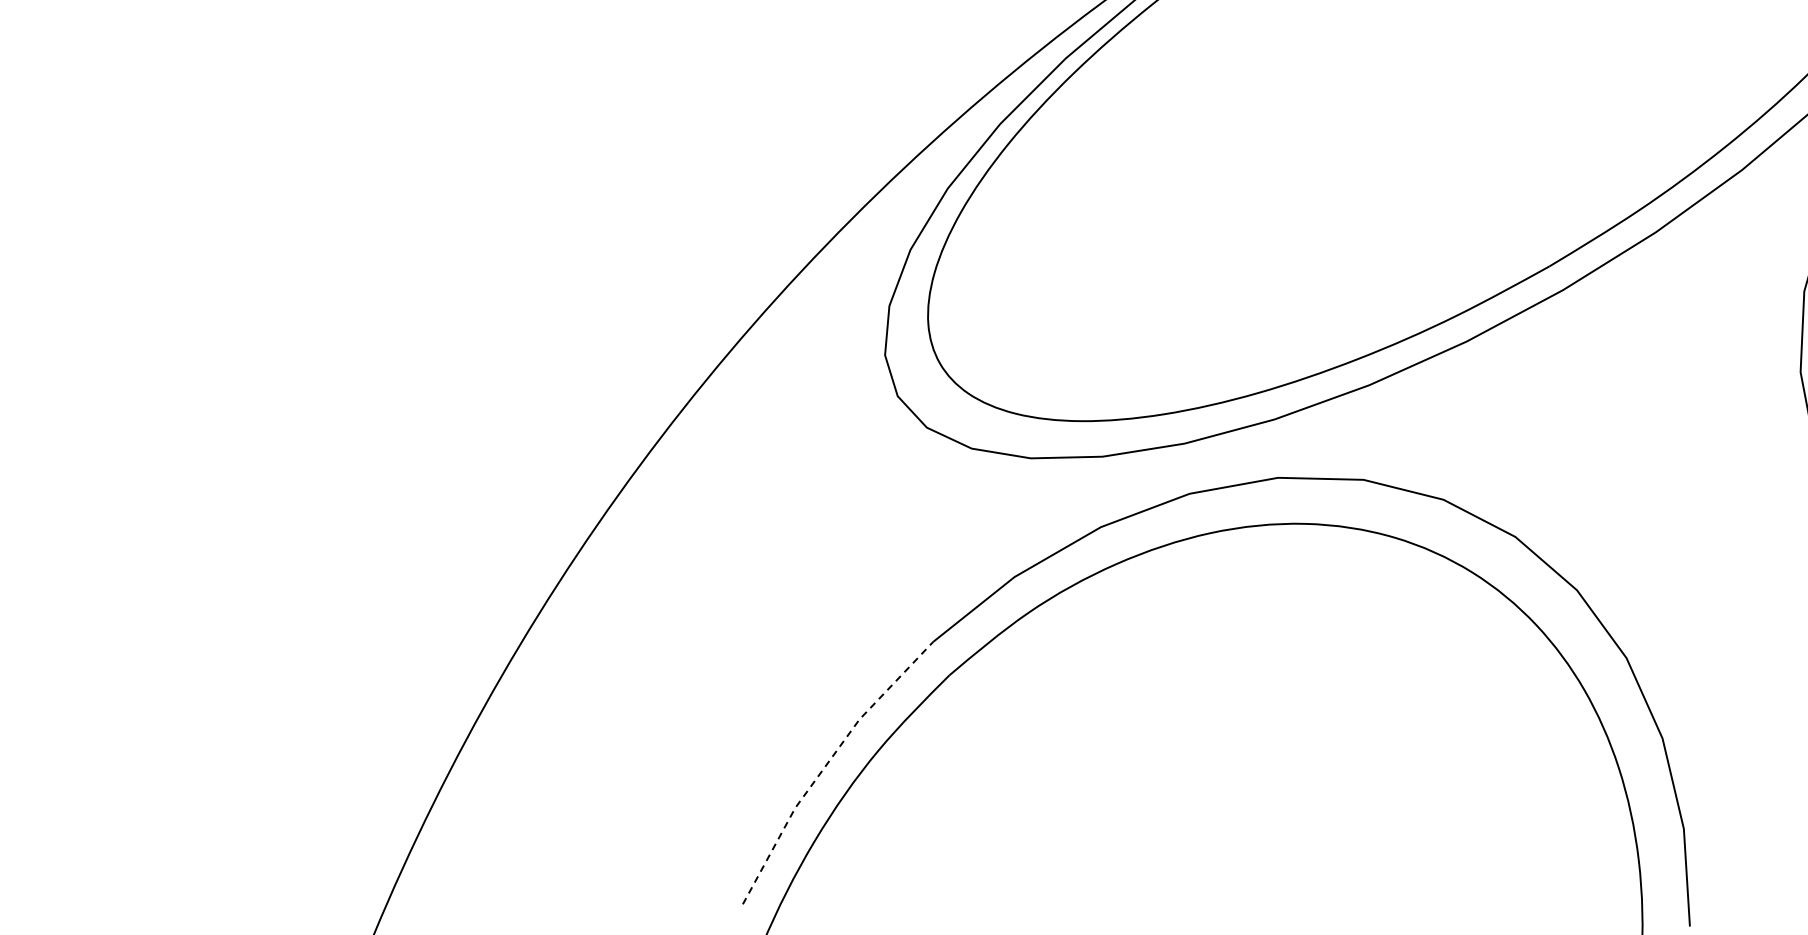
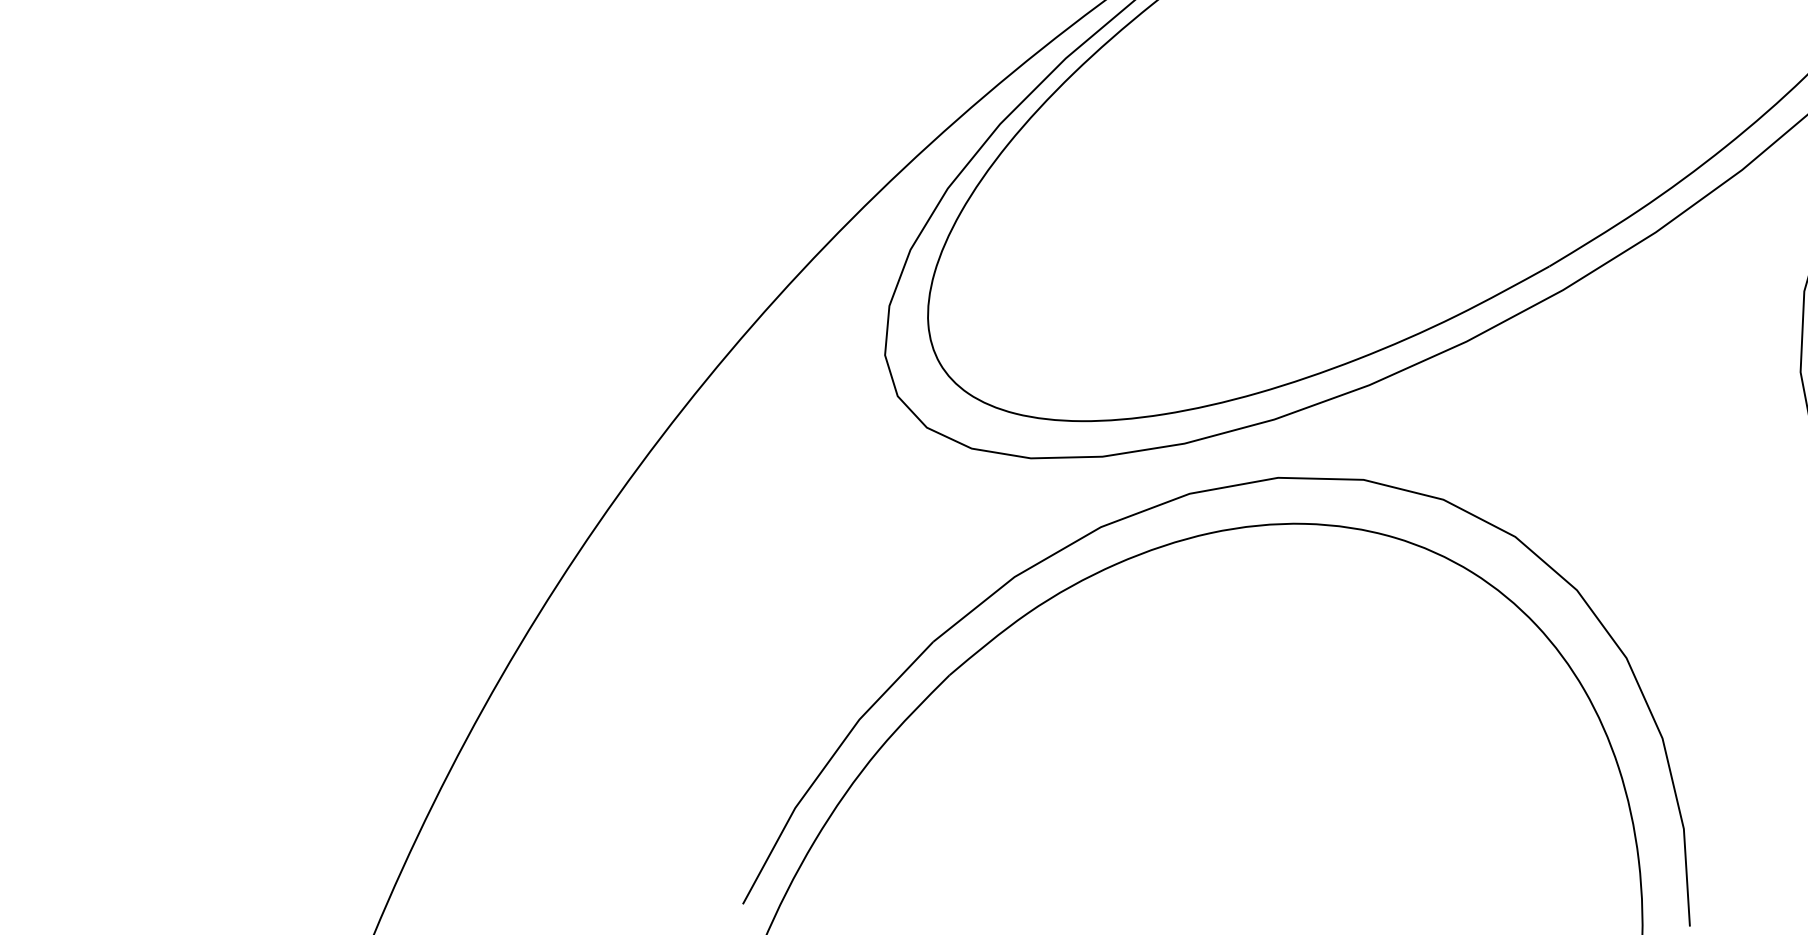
line: dashed -> solid (826, 764)
